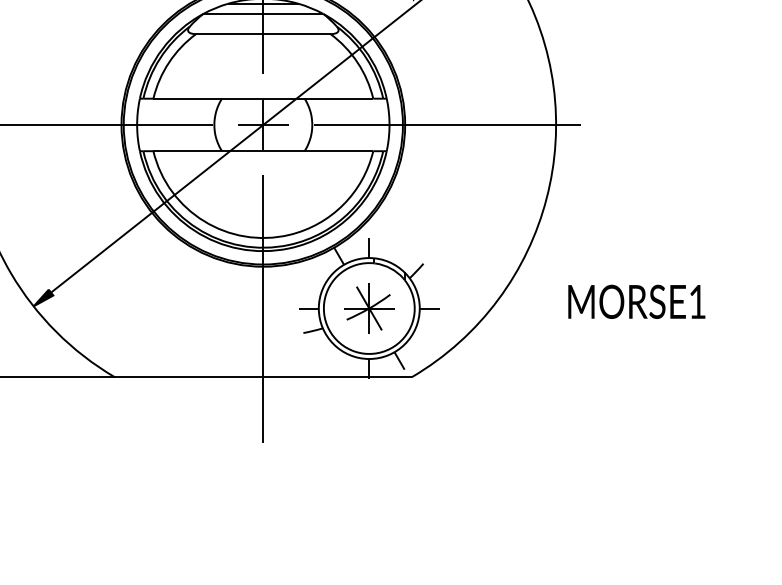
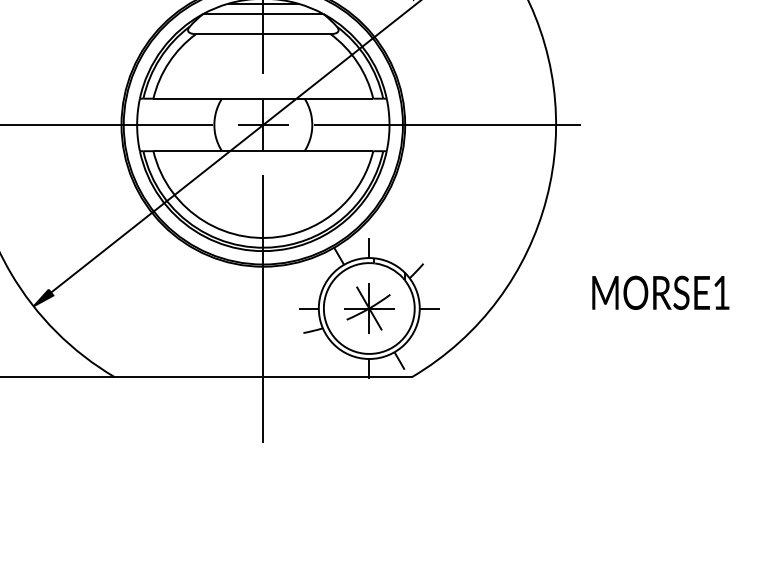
text position: (636, 301) -> (660, 292) (660, 292)
